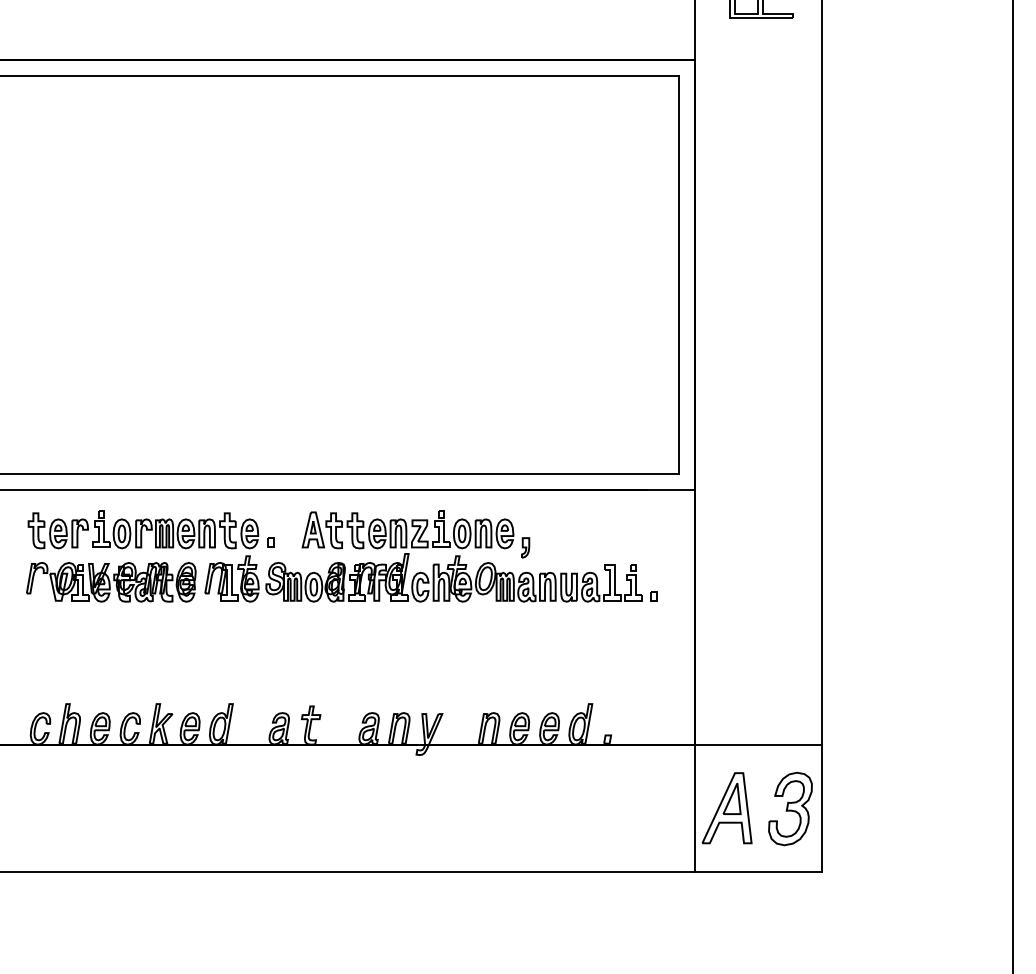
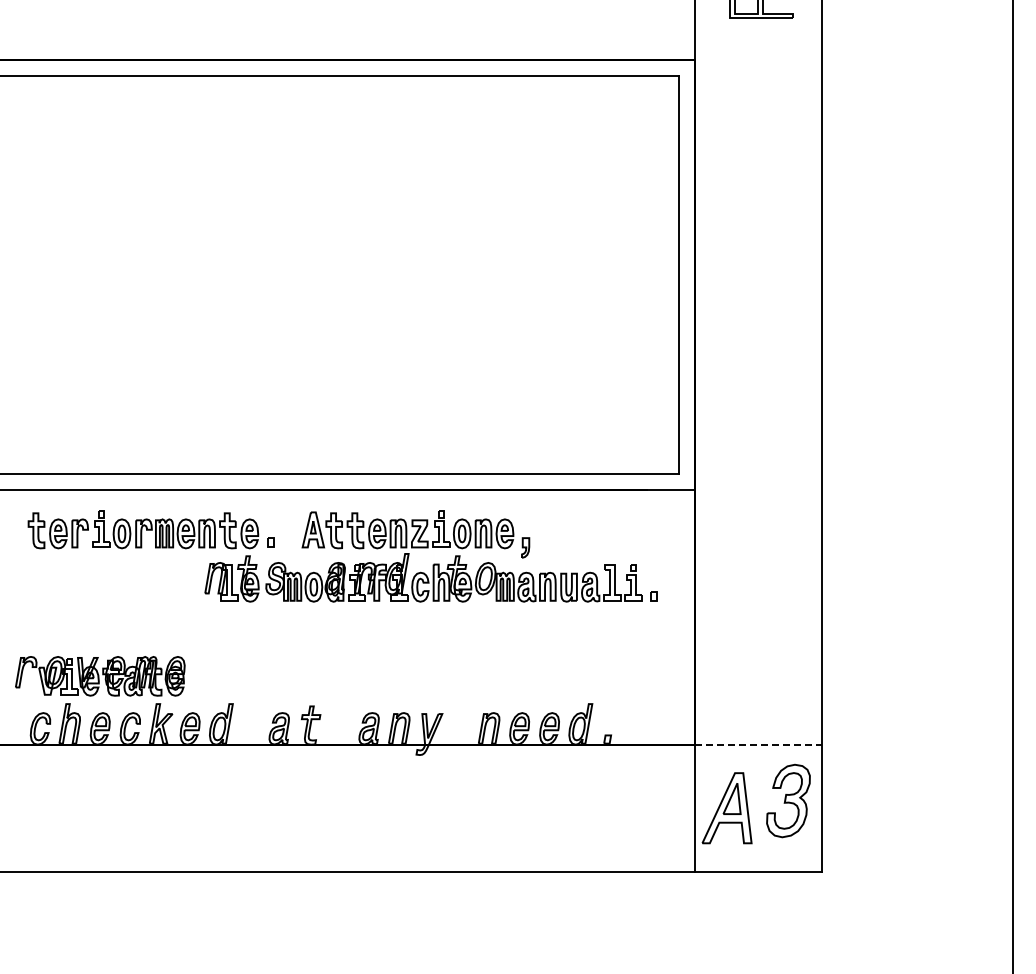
part position: (111, 582) -> (100, 676) (100, 676)
line: solid -> dashed (758, 744)
part position: (790, 808) -> (788, 800) (788, 800)
